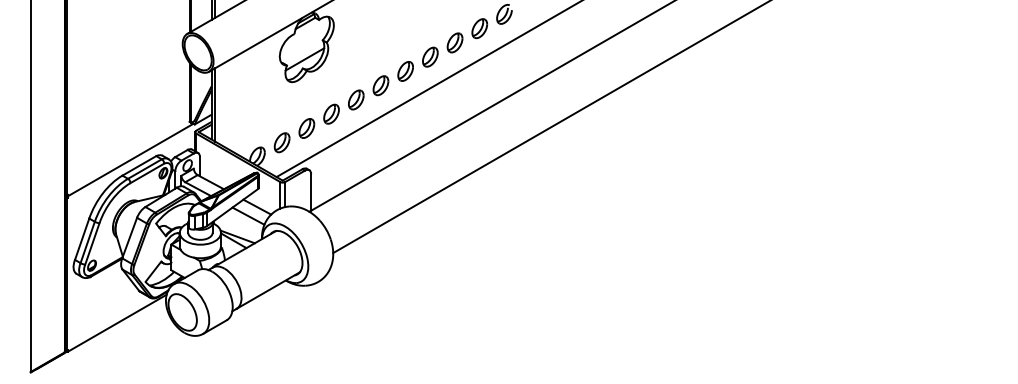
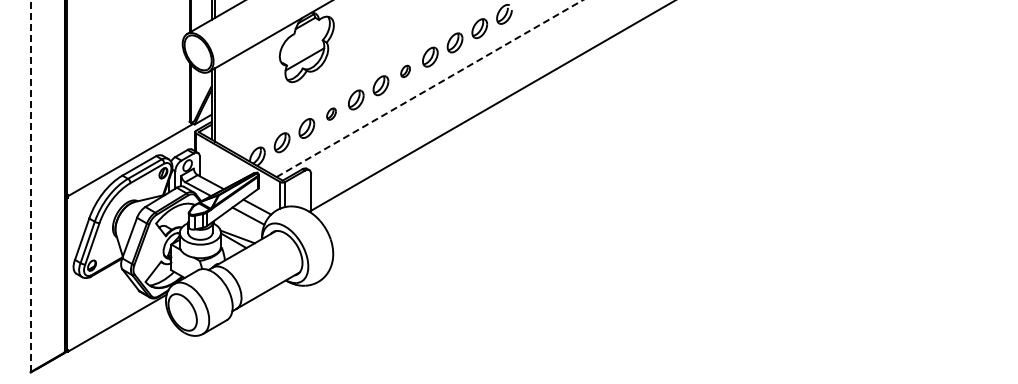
part size: 17x21 px -> 11x15 px (405, 71)
line: solid -> dashed (429, 88)
part size: 17x22 px -> 11x14 px (331, 113)
line: present -> none (550, 127)
line: solid -> dashed (30, 186)
